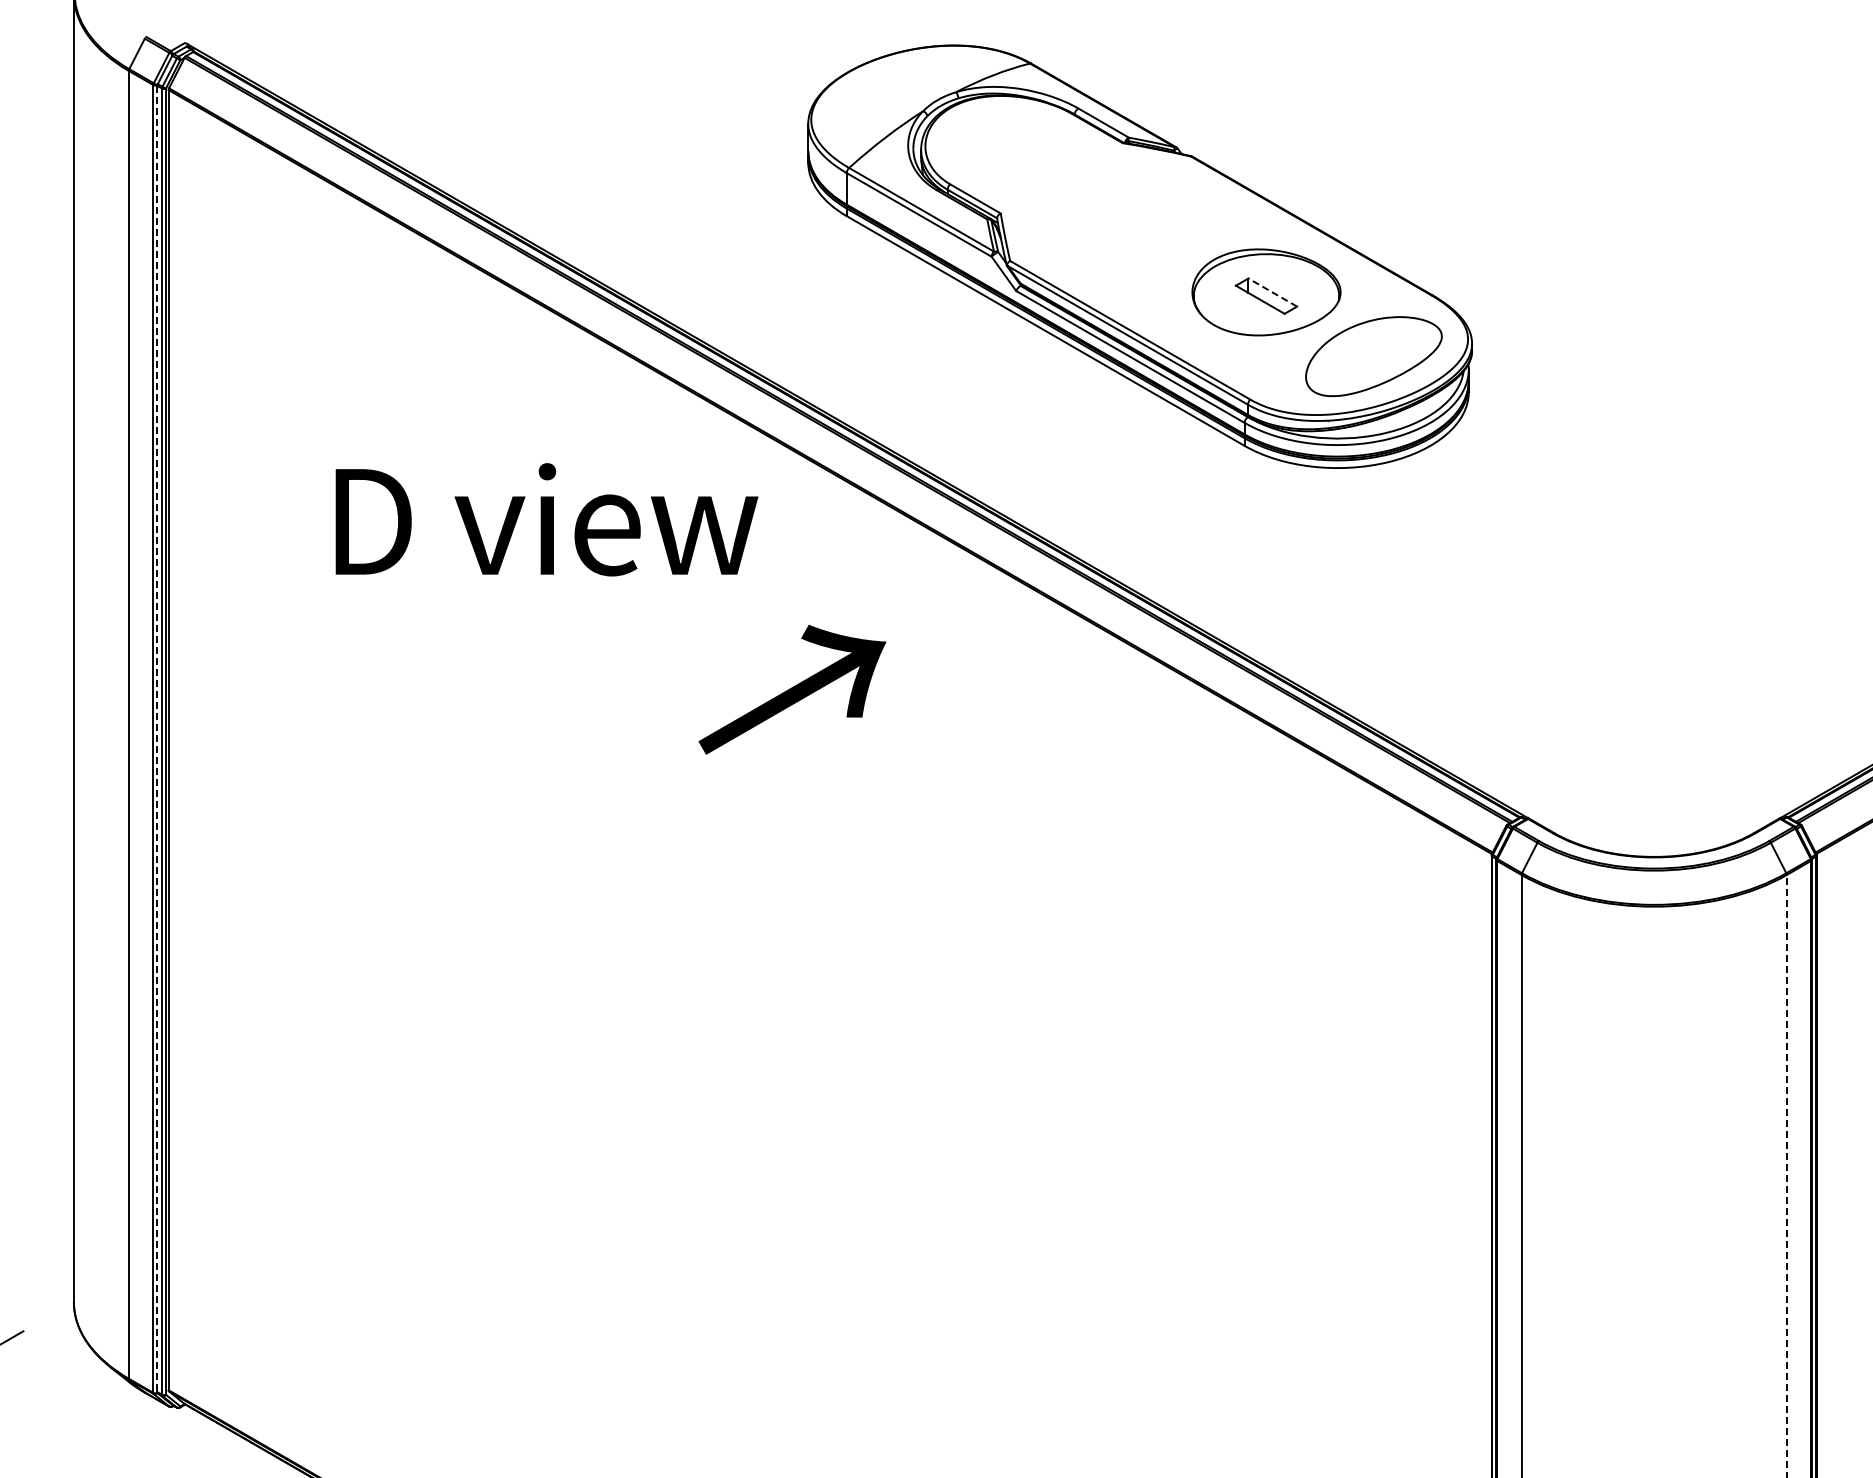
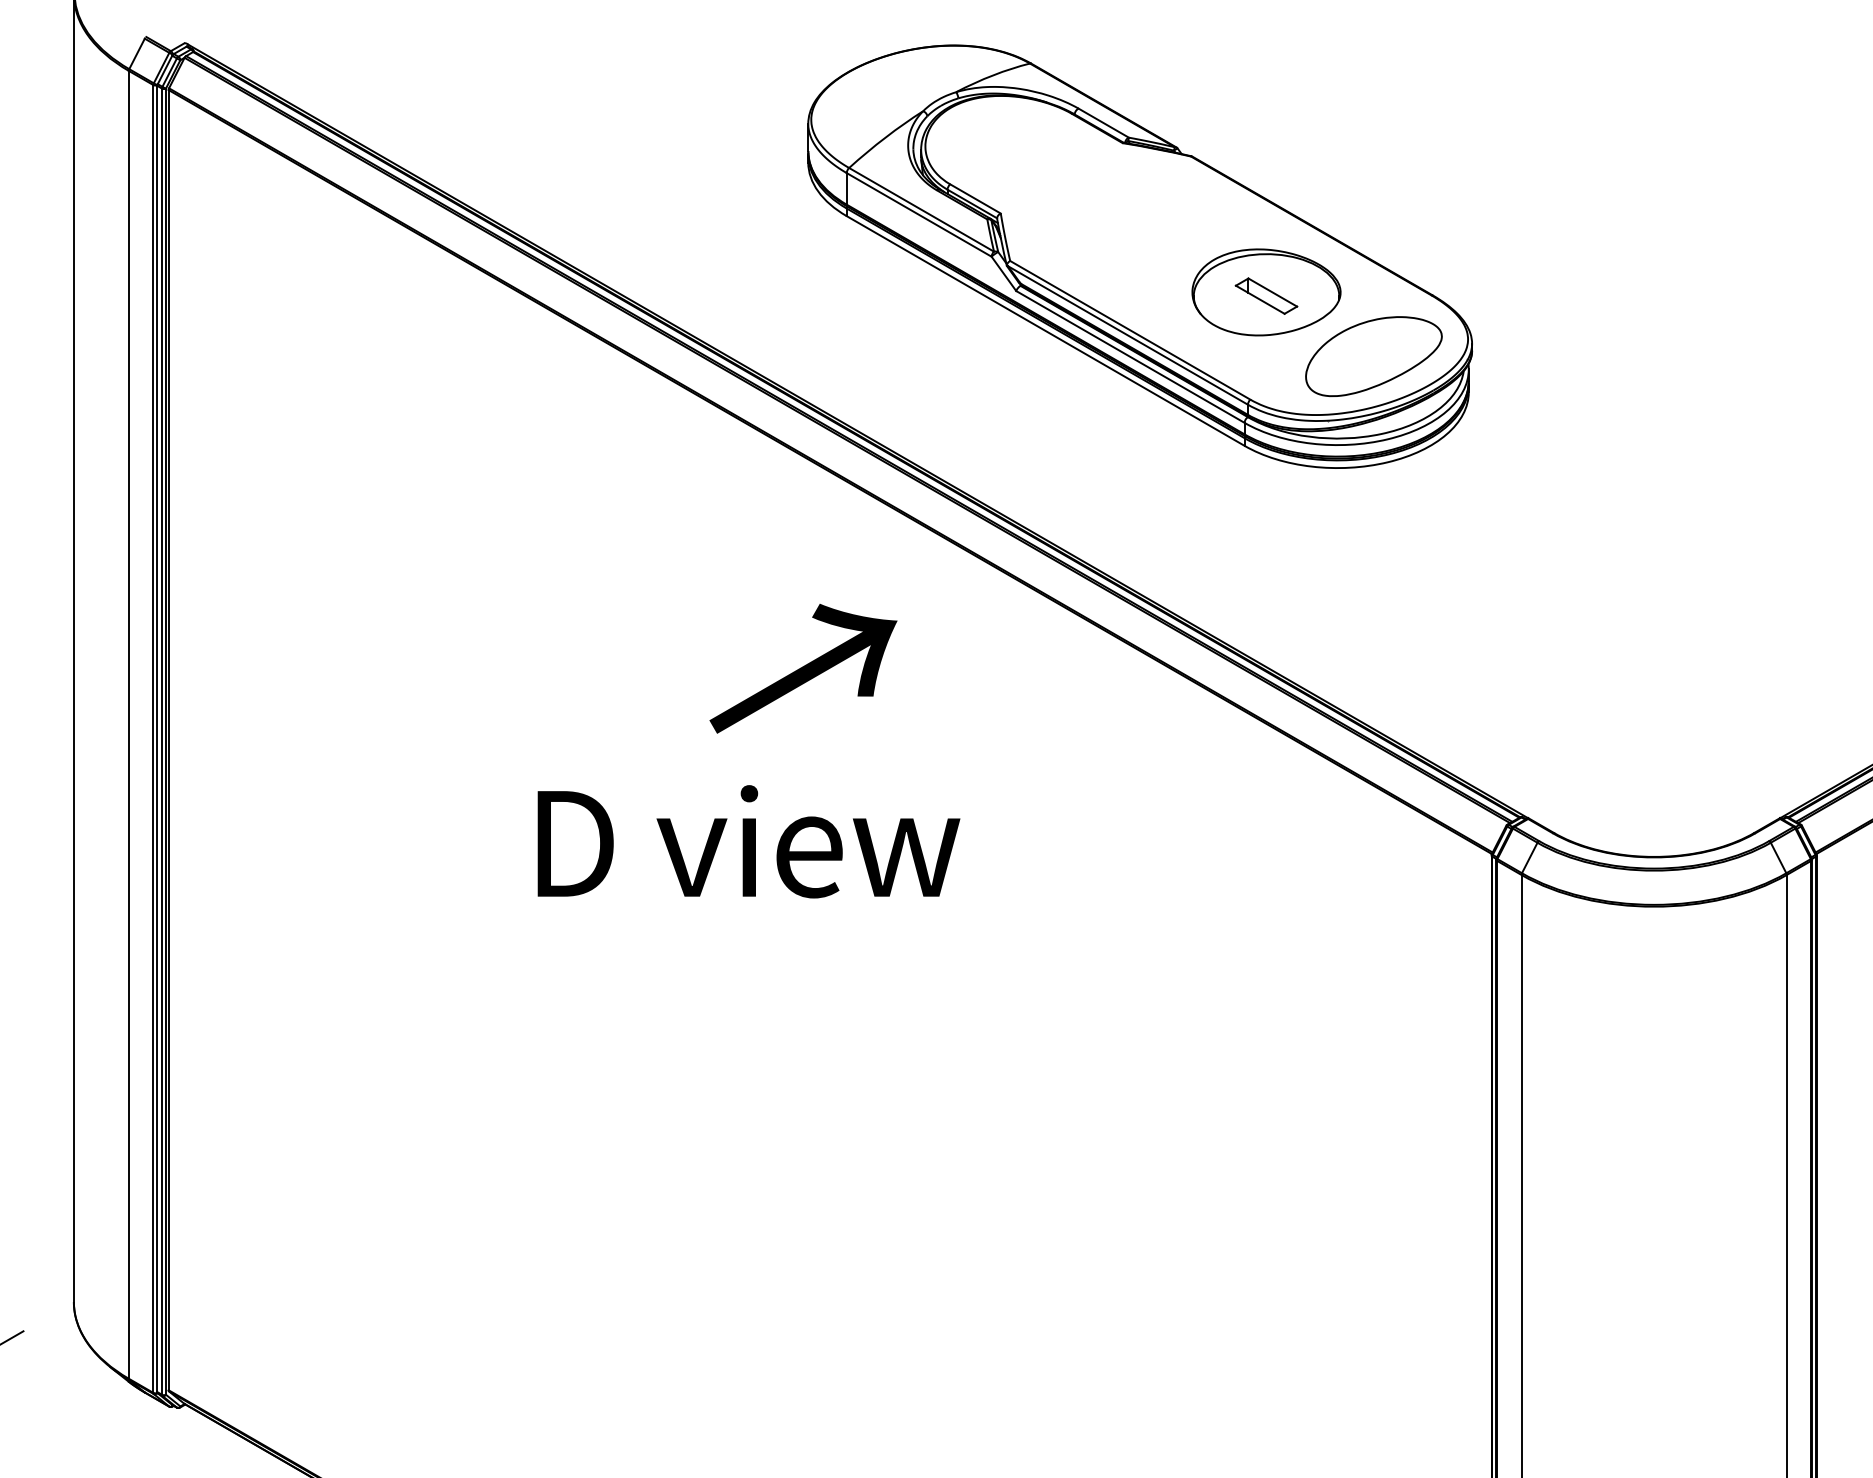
line: dashed -> solid (1272, 292)
text position: (546, 519) -> (748, 841) (748, 841)
text position: (792, 689) -> (803, 668) (803, 668)
line: dashed -> solid (157, 739)
line: dashed -> solid (1786, 1175)
